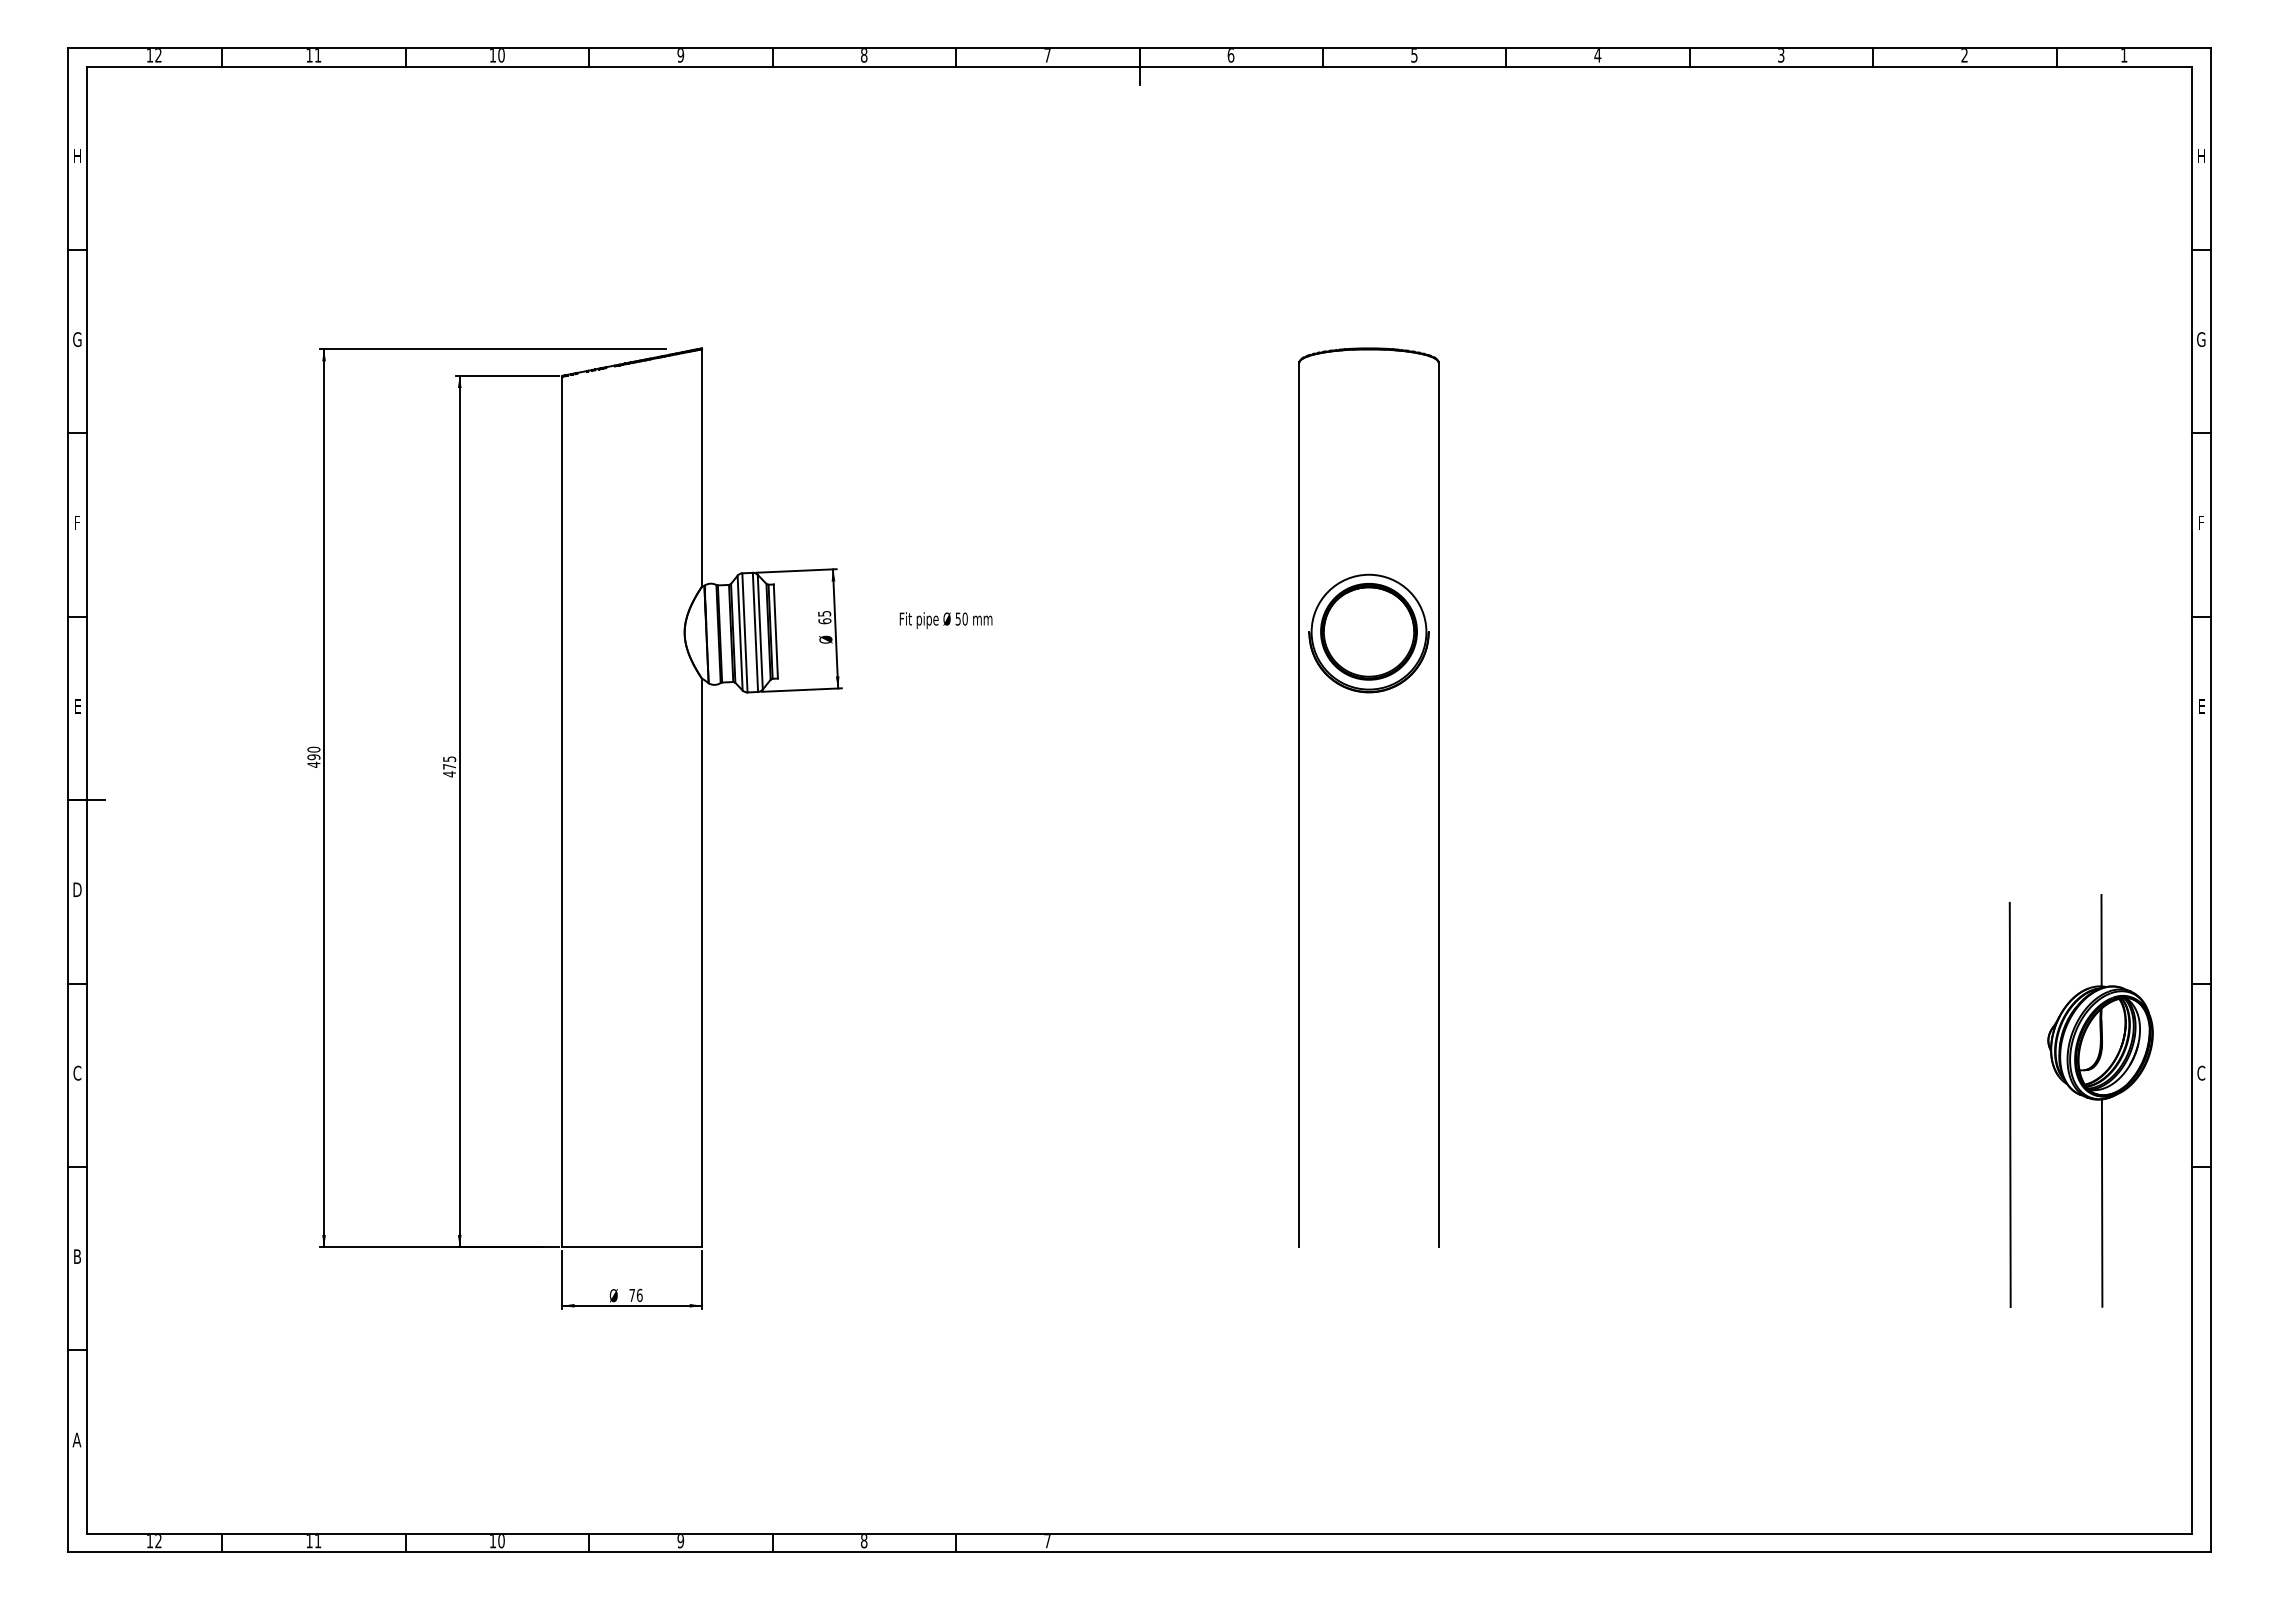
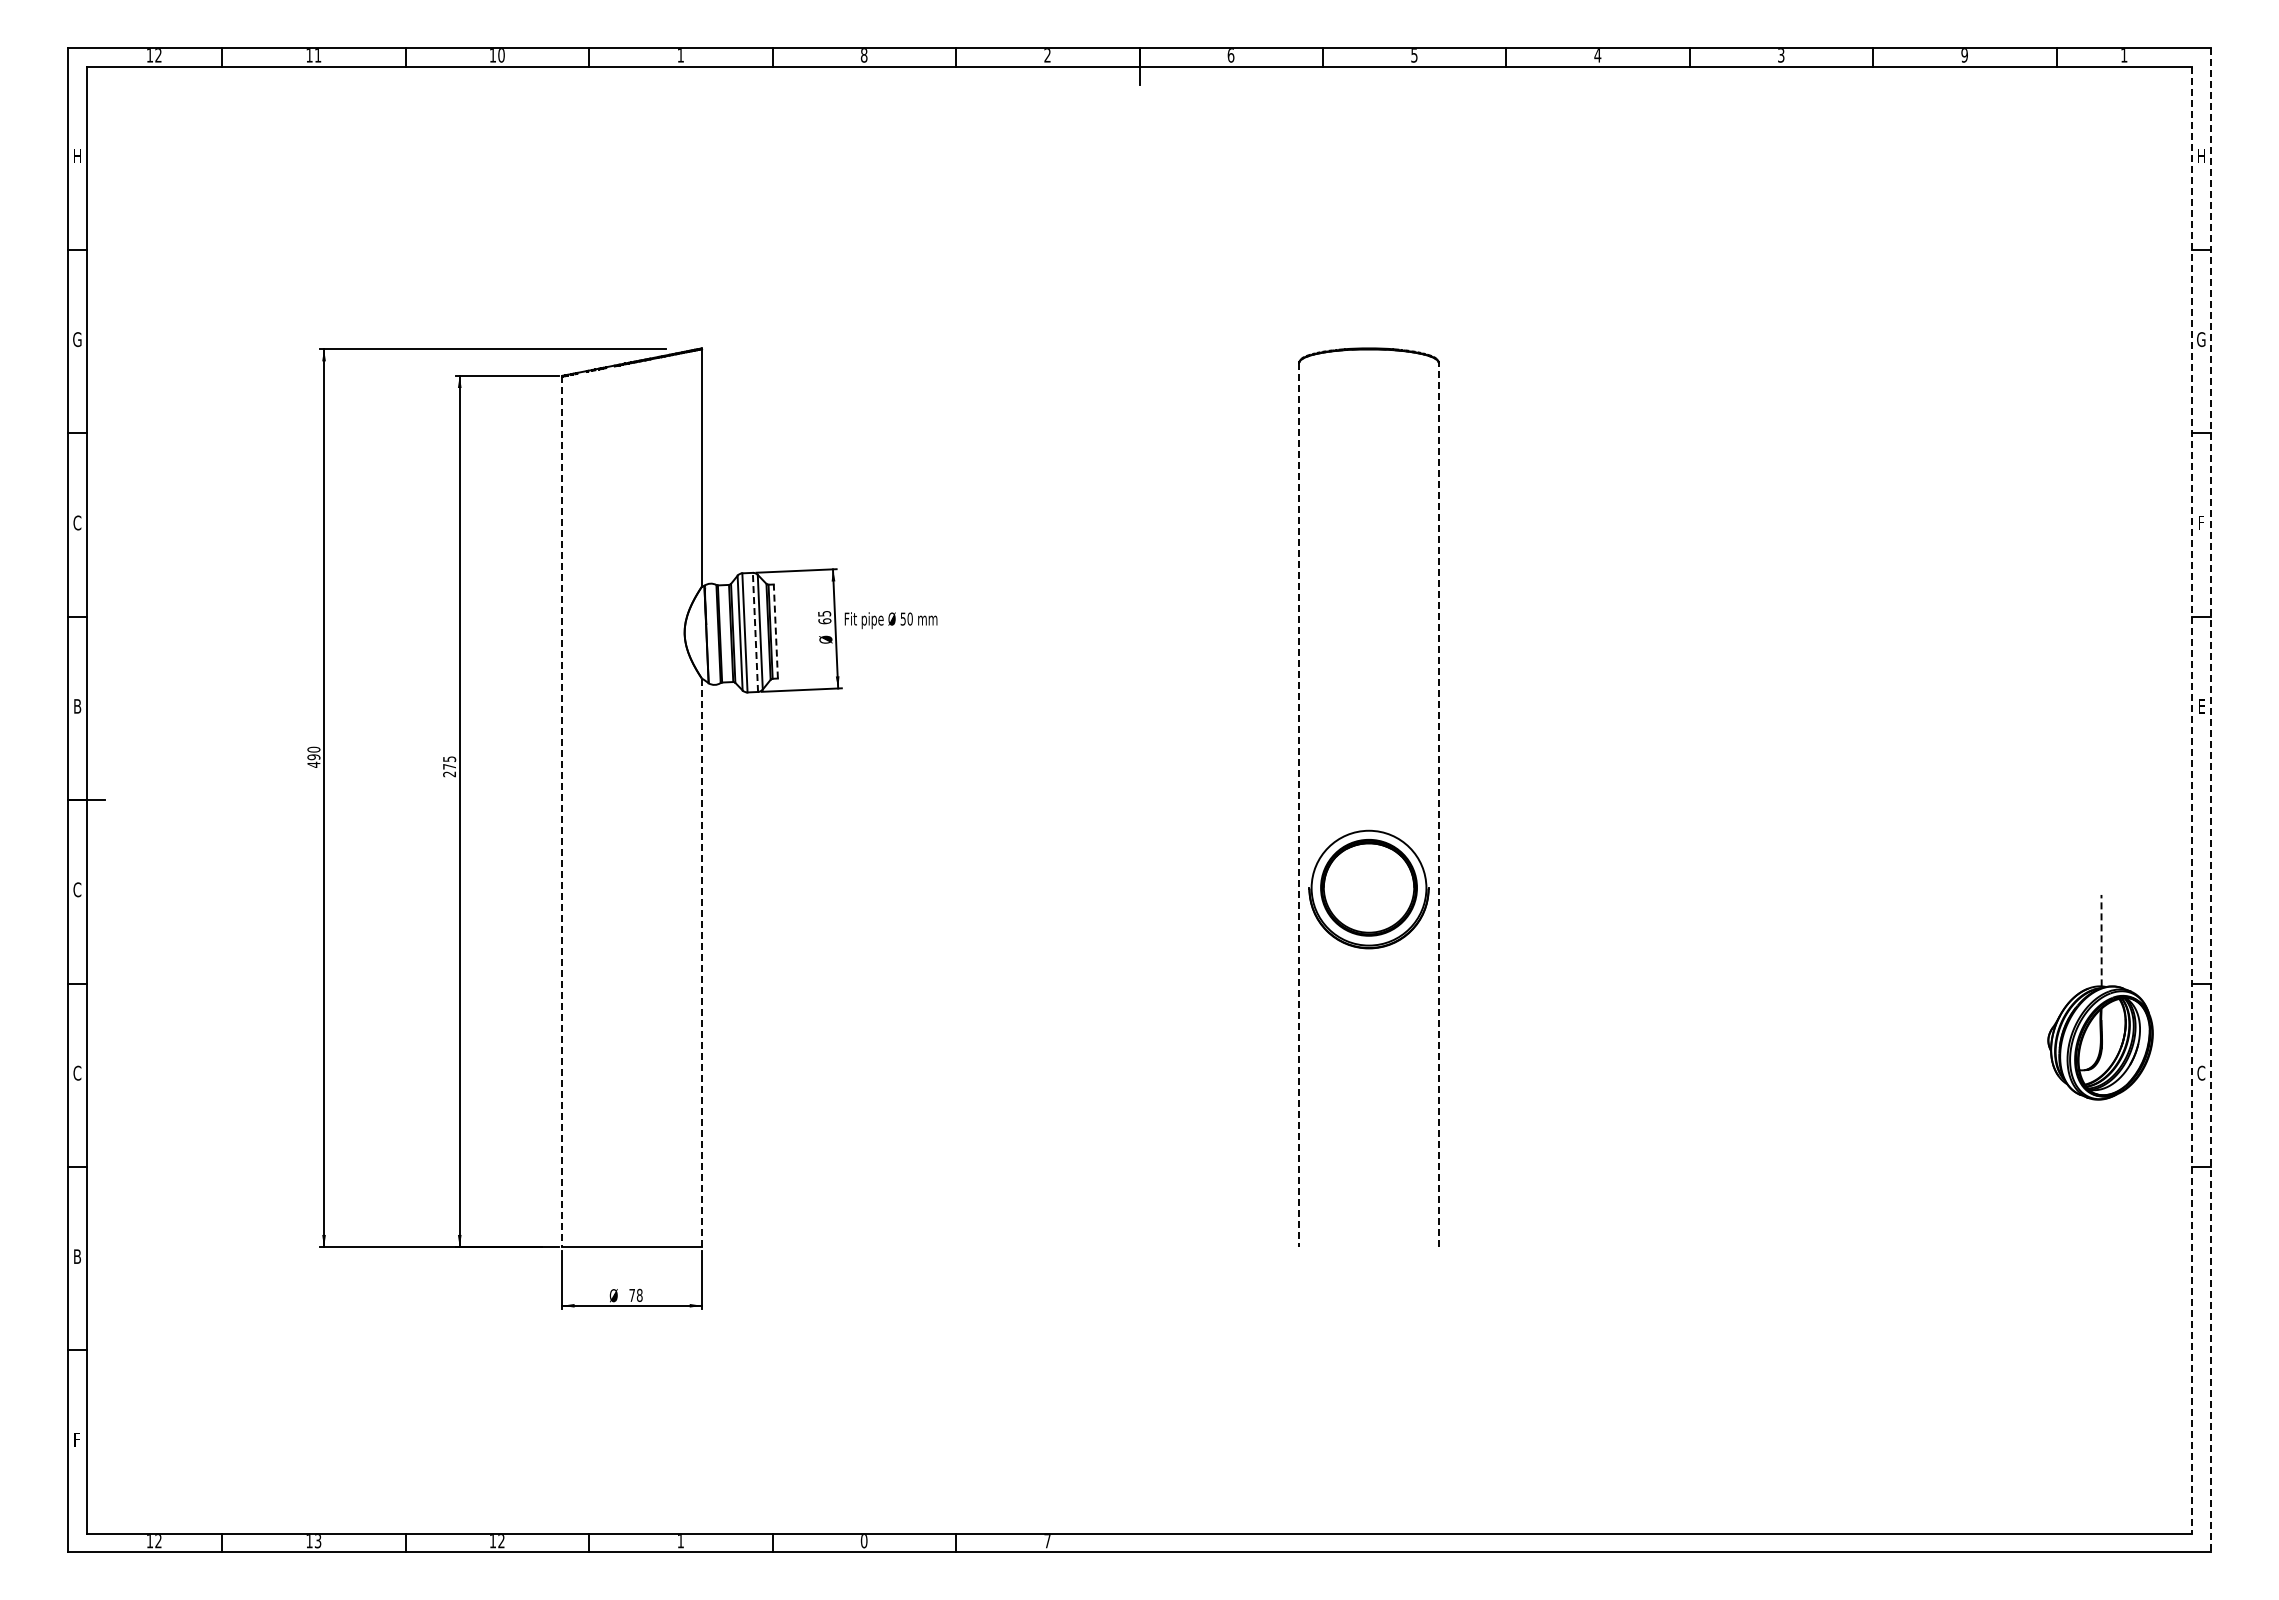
text: 9 -> 1 (680, 55)
text: 7 -> 2 (1047, 55)
text: 2 -> 9 (1964, 55)
text: F -> C (77, 522)
text position: (945, 620) -> (890, 620) (890, 620)
line: solid -> dashed (775, 631)
line: solid -> dashed (755, 632)
part position: (1368, 633) -> (1368, 889) (1368, 889)
text: E -> B (77, 706)
text: 475 -> 275 (449, 774)
line: solid -> dashed (2192, 800)
line: solid -> dashed (2210, 800)
line: solid -> dashed (1438, 804)
line: solid -> dashed (1299, 805)
line: solid -> dashed (562, 811)
text: D -> C (77, 889)
line: solid -> dashed (2101, 940)
line: solid -> dashed (701, 962)
line: present -> none (2009, 1104)
line: present -> none (2101, 1202)
text: 76 -> 78 (639, 1294)
text: A -> F (76, 1439)
text: 11 -> 13 (317, 1541)
text: 10 -> 12 (501, 1541)
text: 9 -> 1 (680, 1541)
text: 8 -> 0 (863, 1541)
